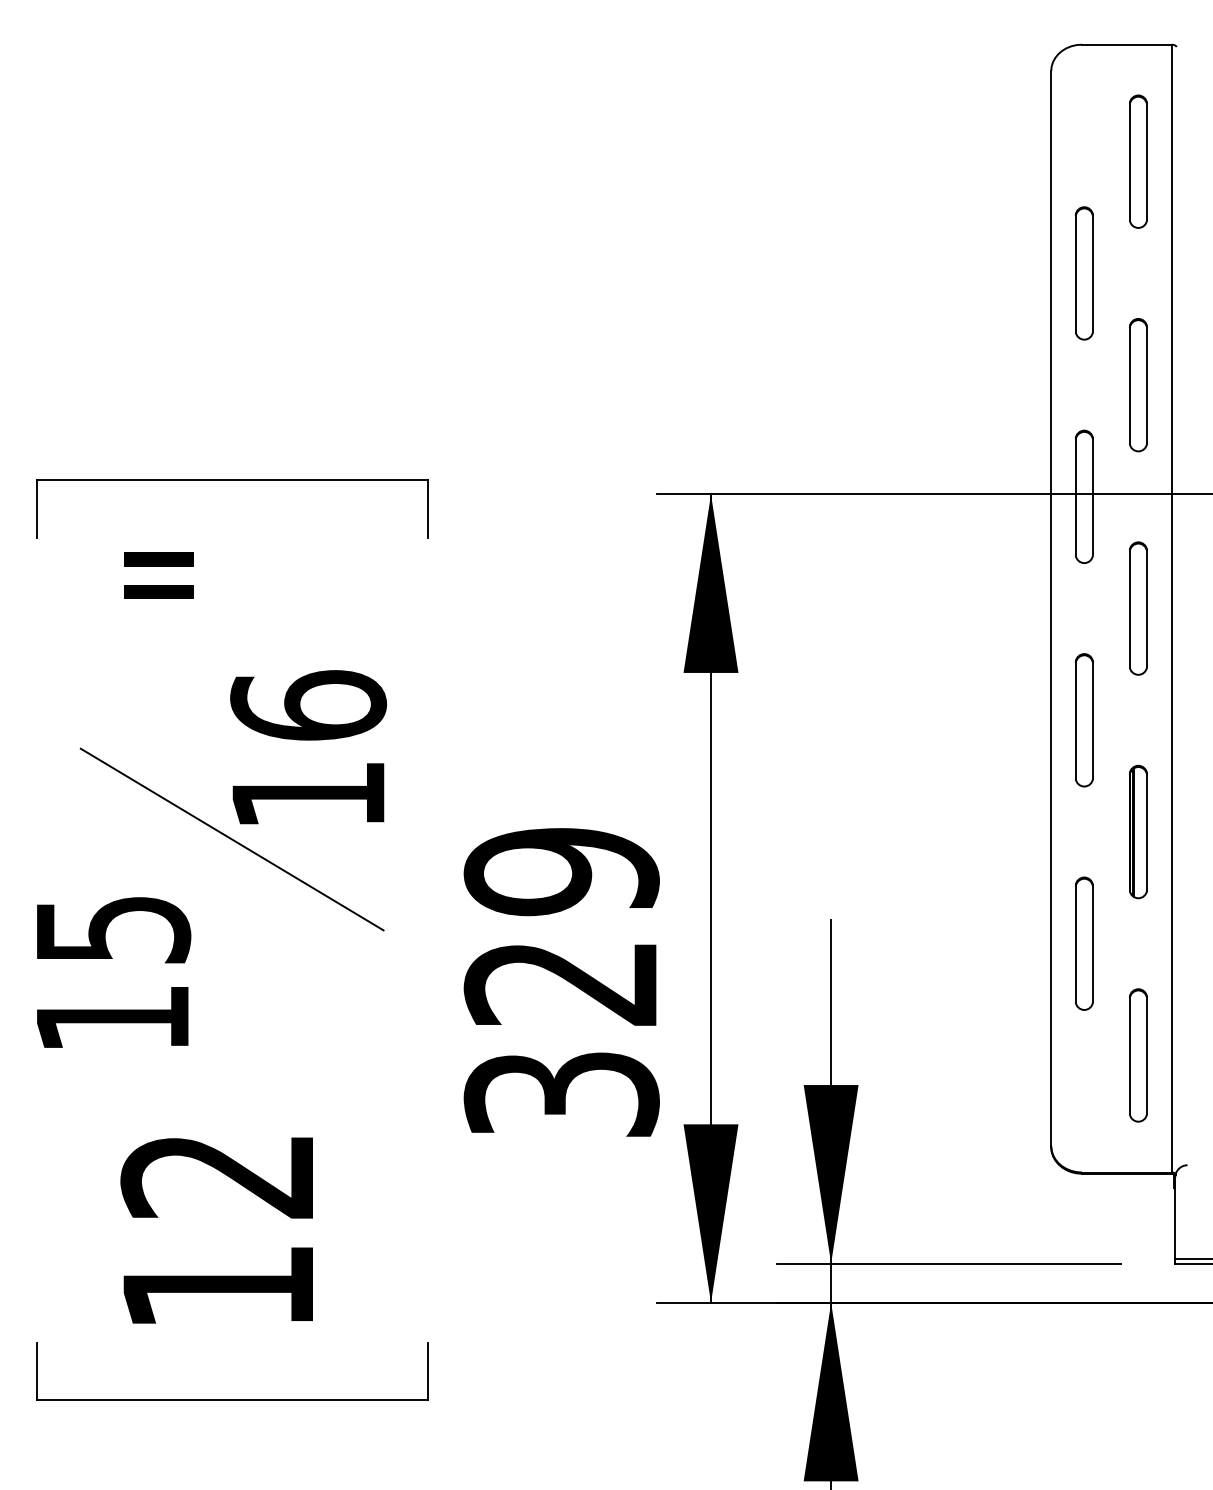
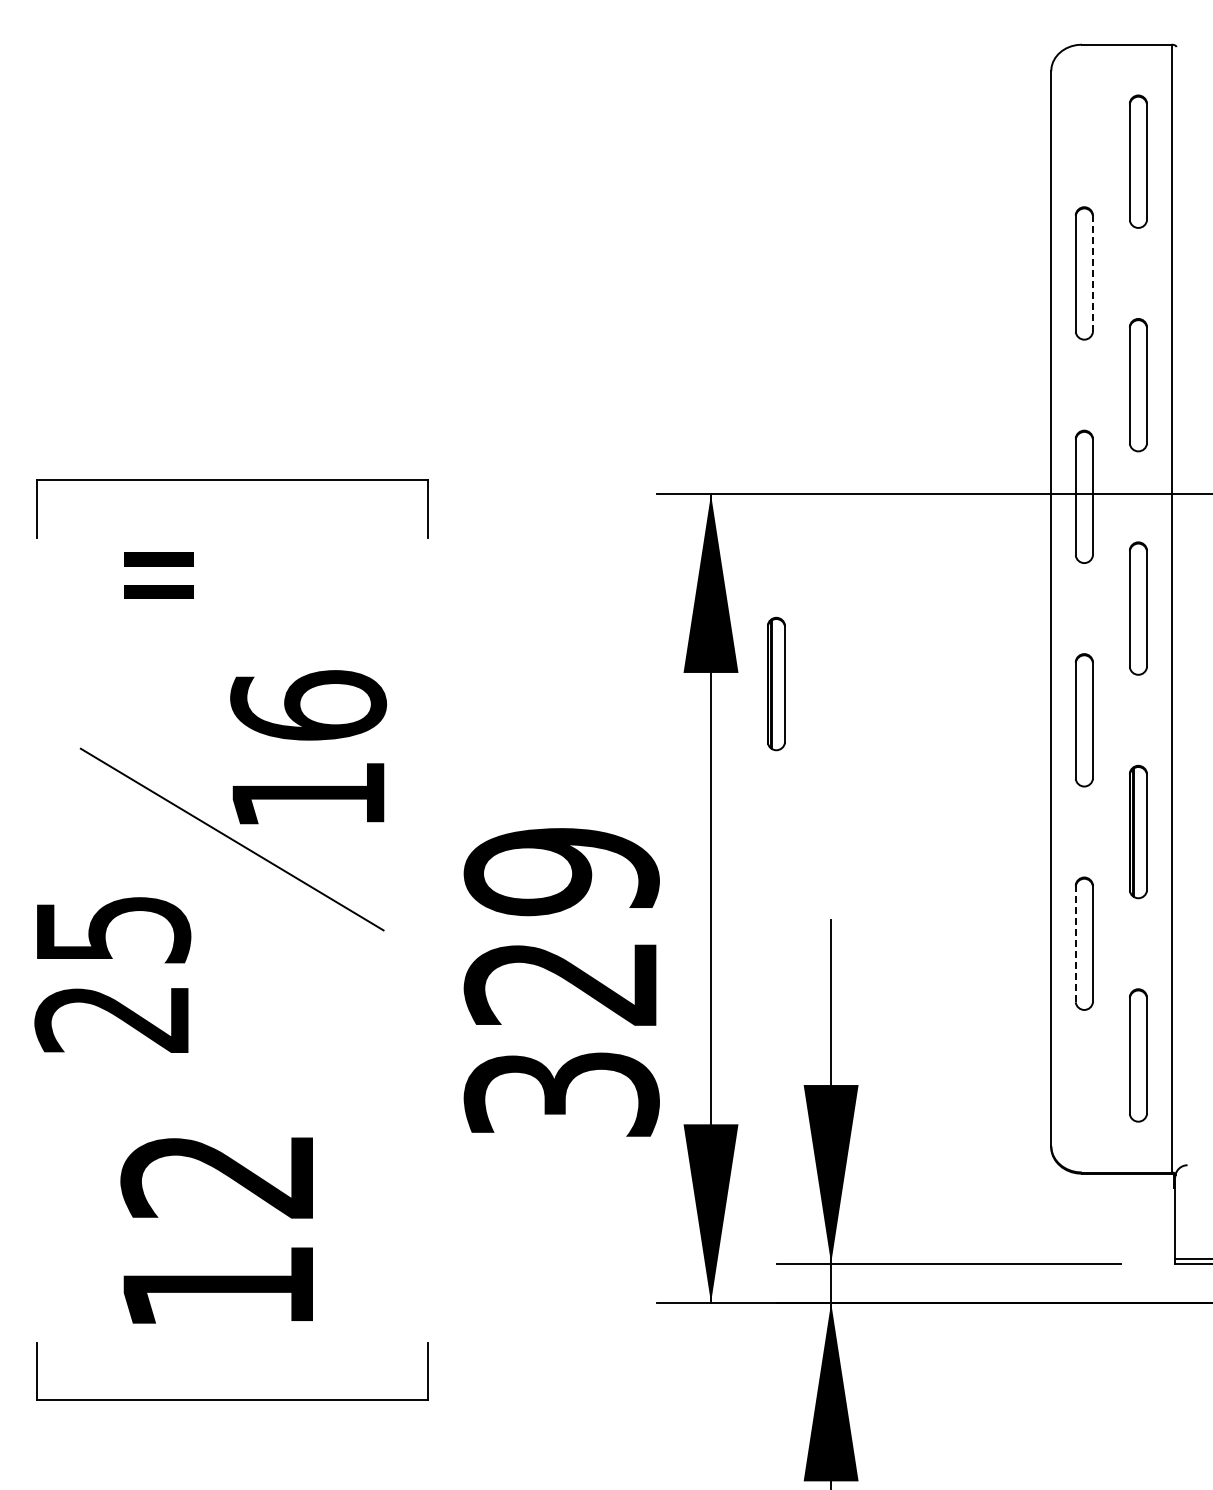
line: solid -> dashed (1092, 273)
part: none -> present (776, 683)
line: solid -> dashed (1075, 943)
text: 15 -> 25 (111, 1019)
